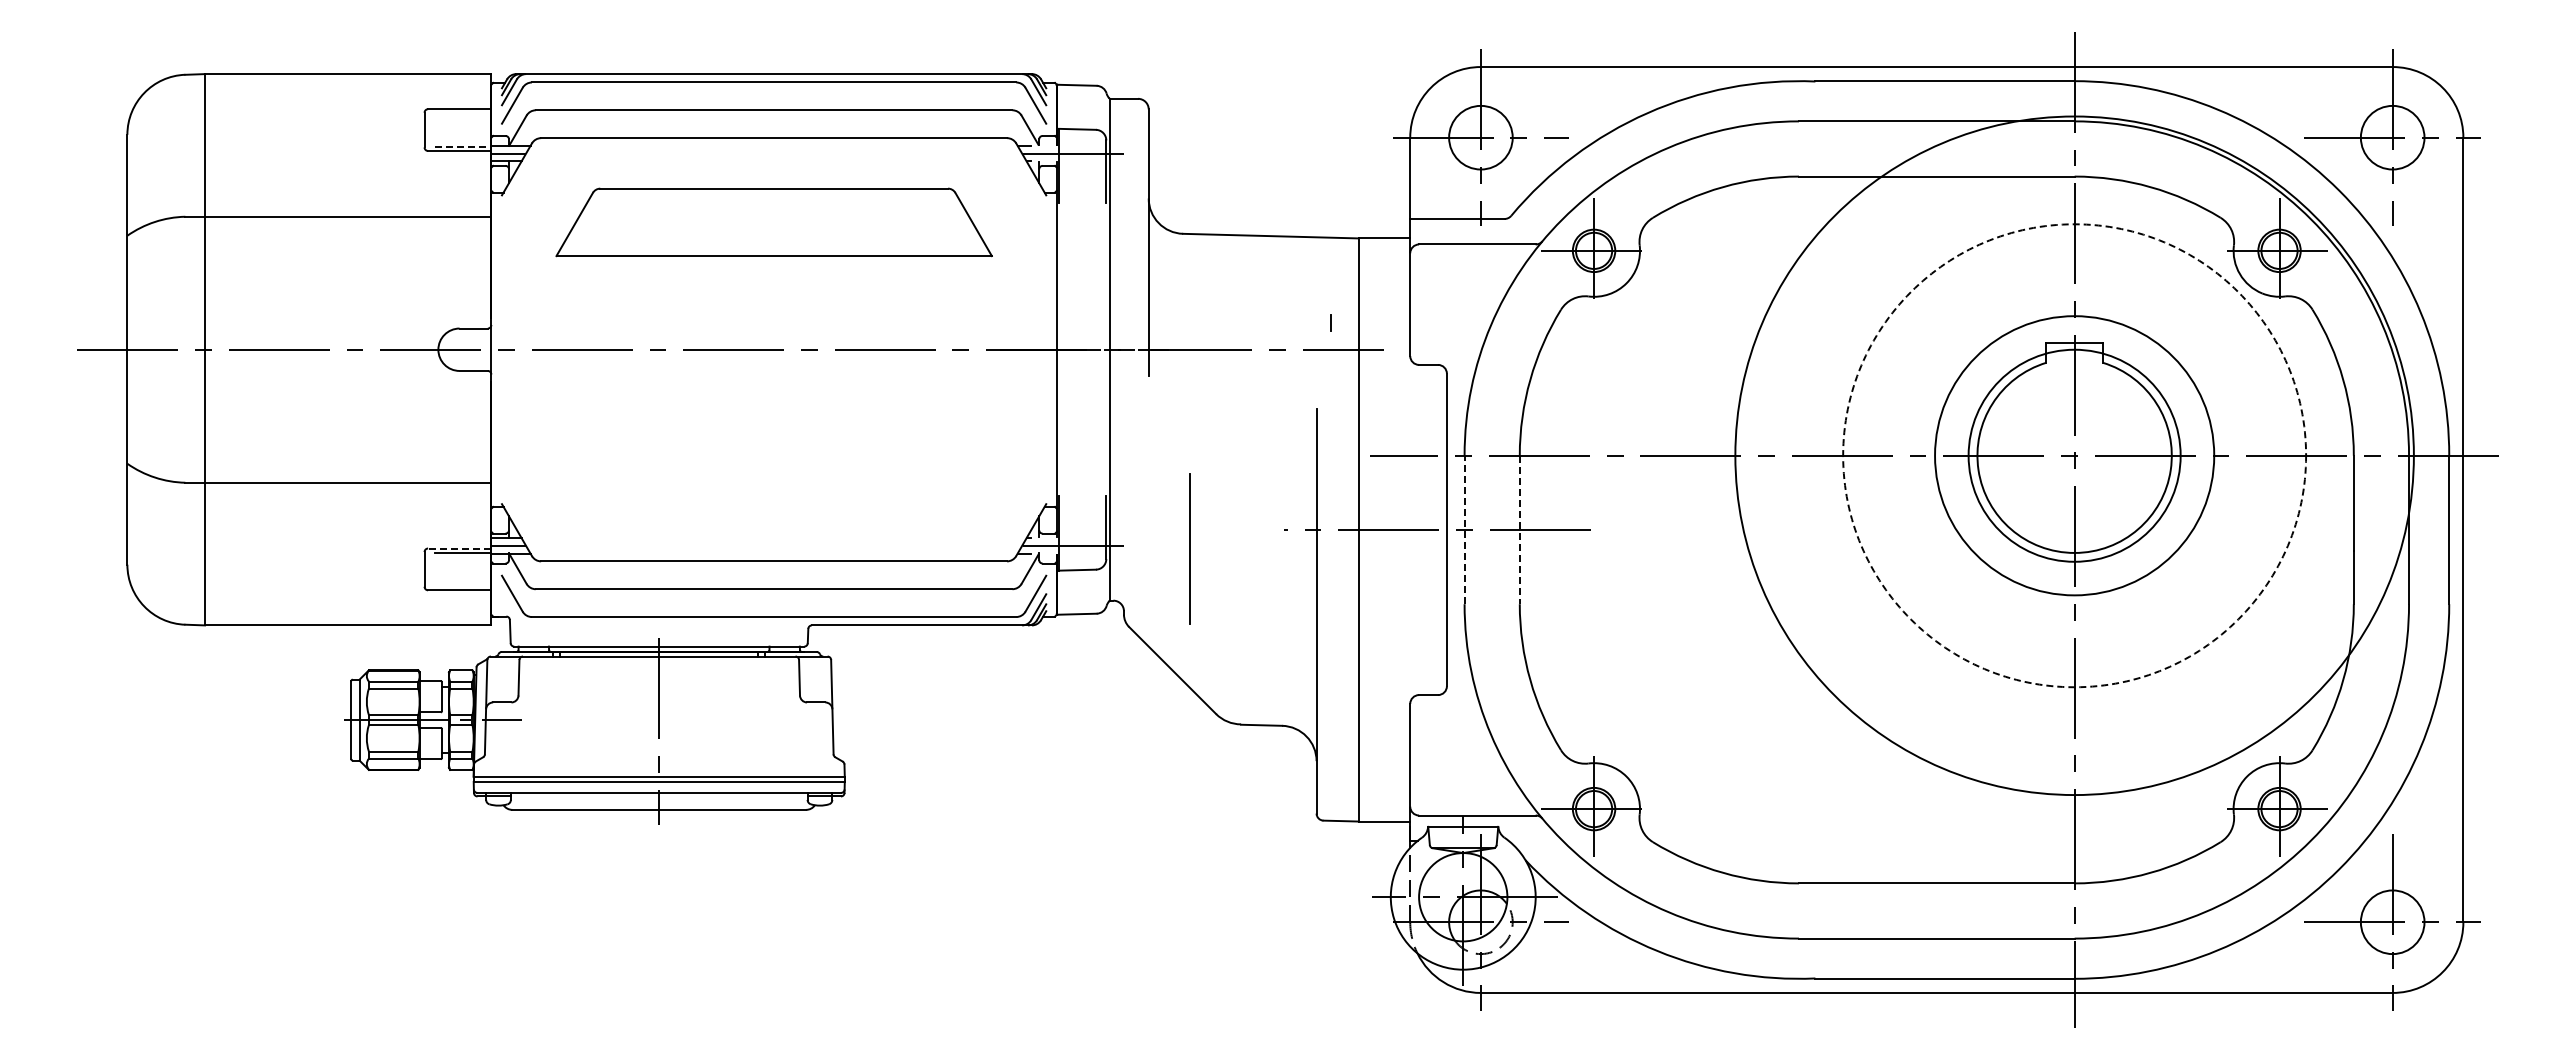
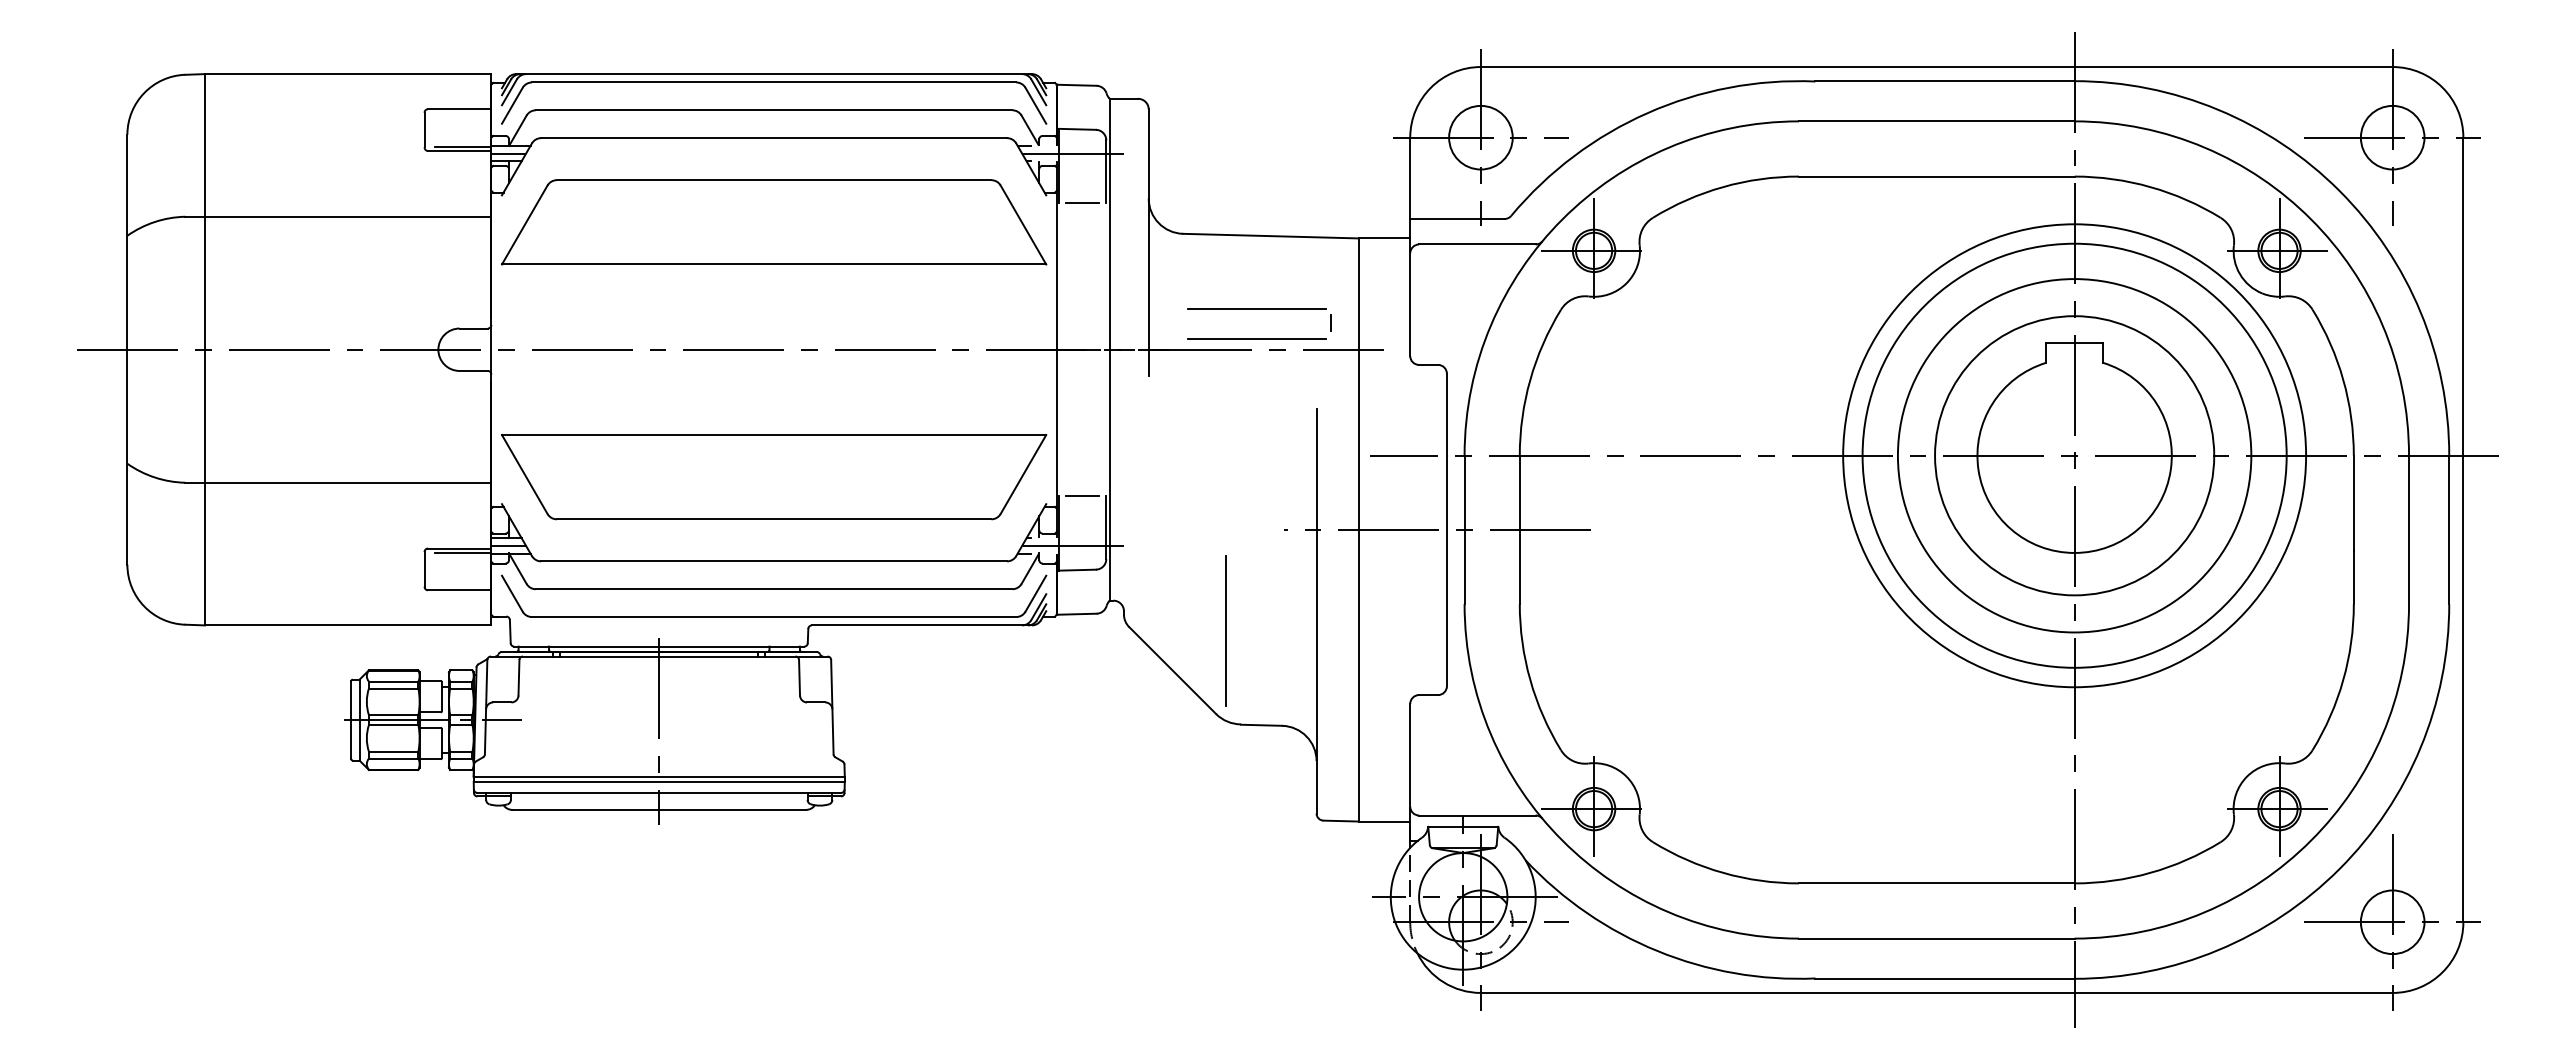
line: dashed -> solid (463, 146)
line: none -> present (1082, 203)
part size: 438x71 px -> 547x87 px (774, 222)
line: none -> present (1256, 309)
line: none -> present (1256, 339)
circle diameter: 212 px -> 353 px (2074, 455)
circle diameter: 679 px -> 424 px (2074, 455)
circle: dashed -> solid (2074, 455)
part: none -> present (774, 477)
line: none -> present (1082, 496)
line: dashed -> solid (1464, 529)
line: dashed -> solid (1519, 530)
line: dashed -> solid (459, 548)
line position: (1189, 548) -> (1225, 630) (1225, 630)
